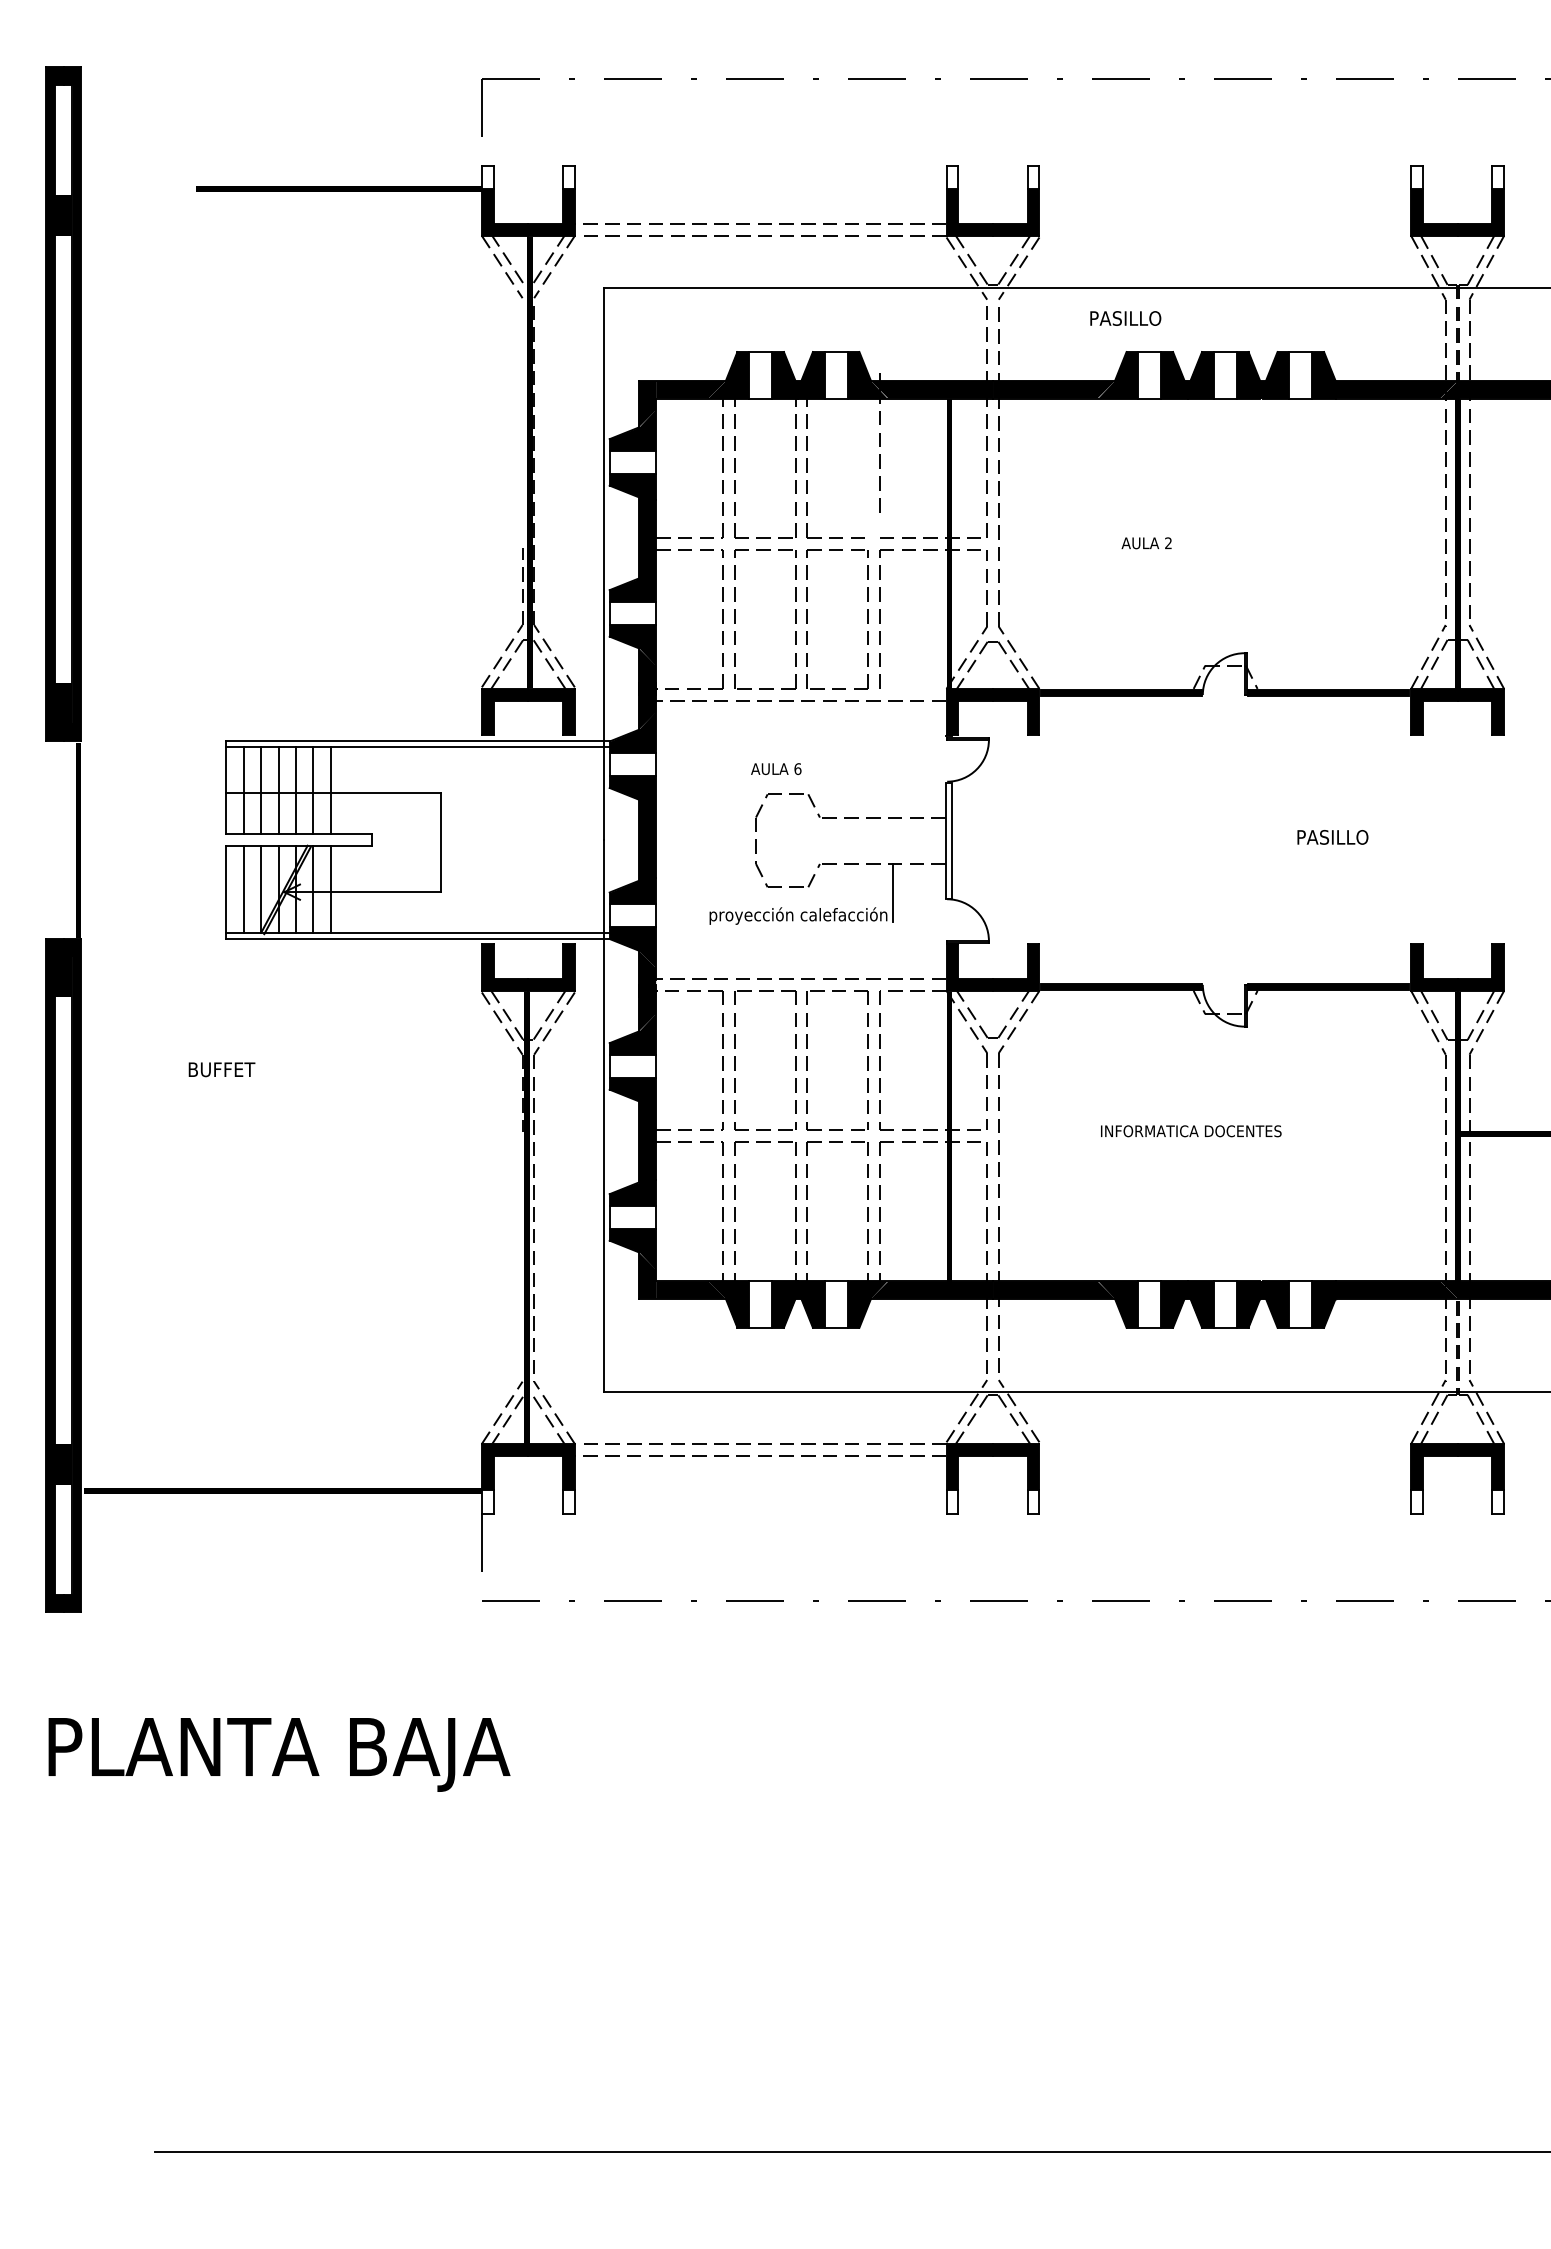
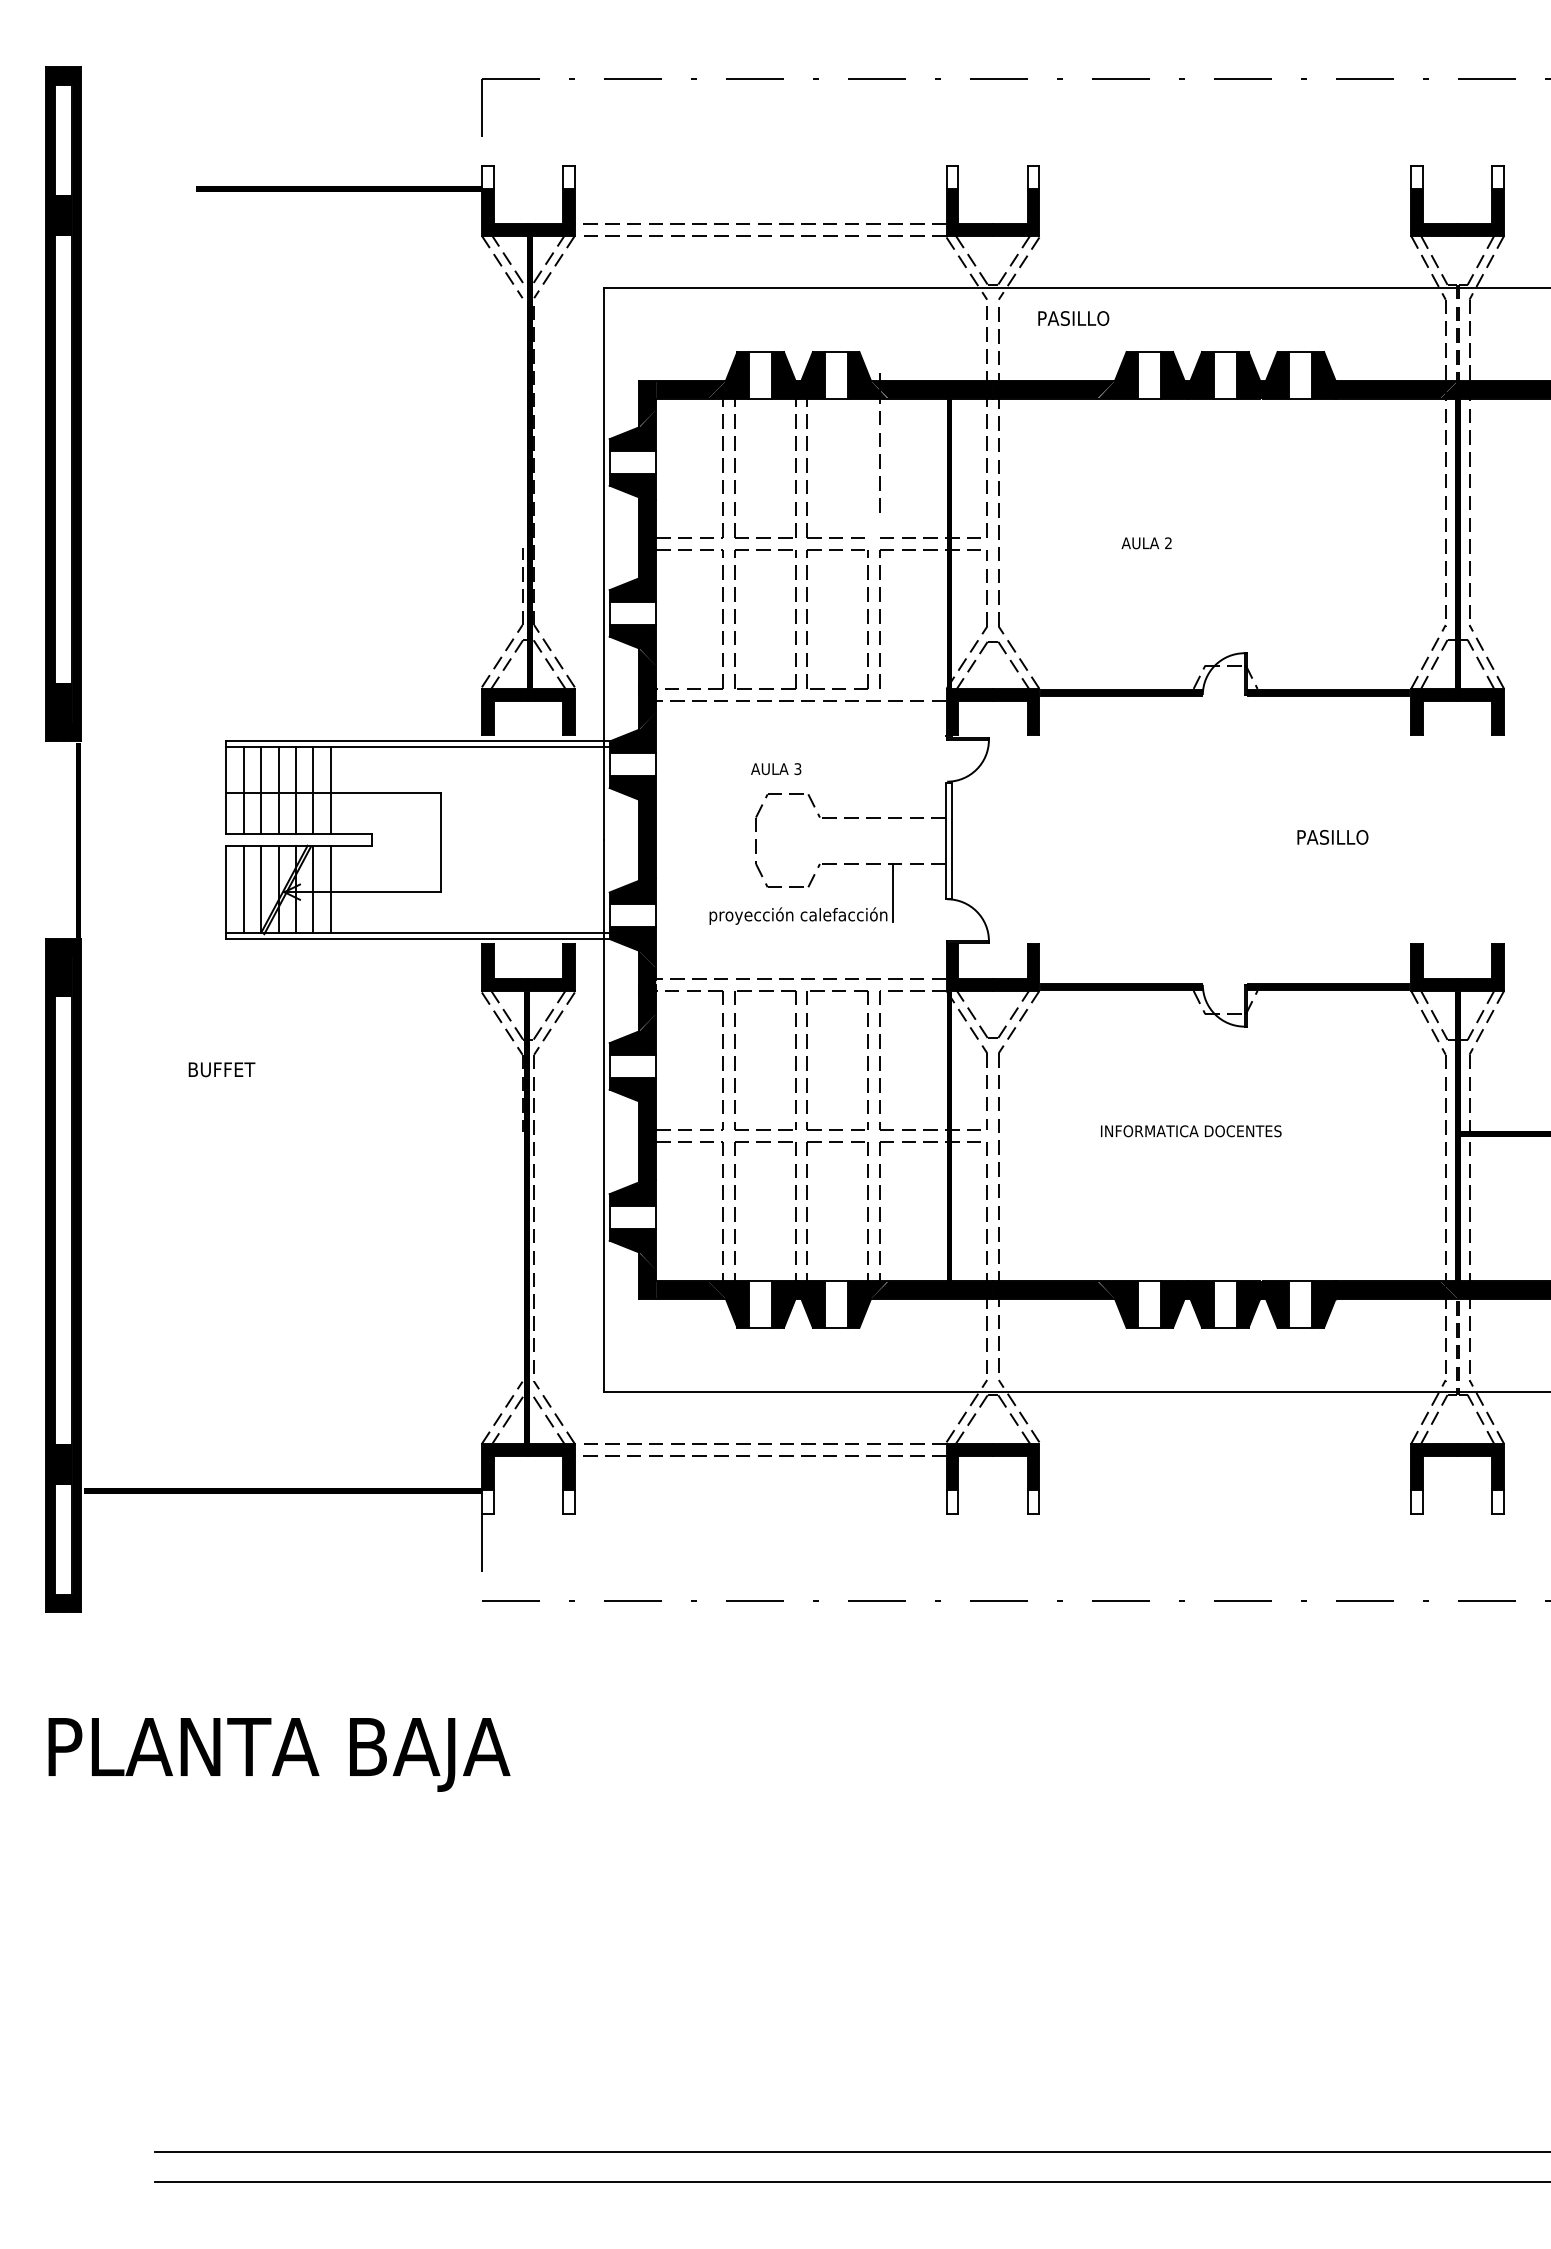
text position: (1125, 318) -> (1073, 318) (1073, 318)
text: 6 -> 3 (797, 768)
line: none -> present (851, 2181)
